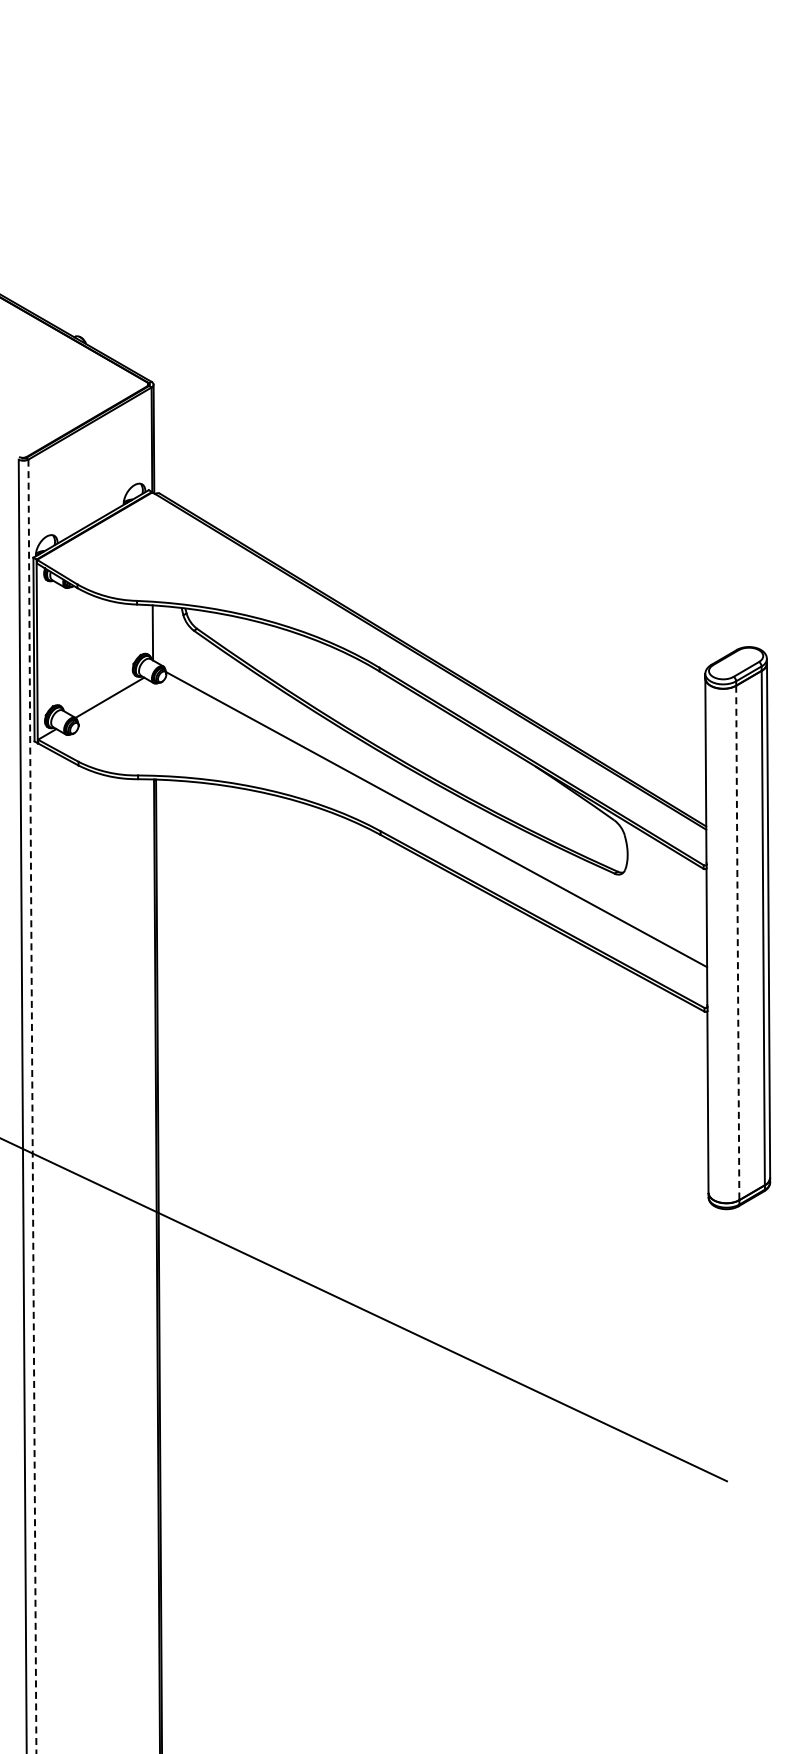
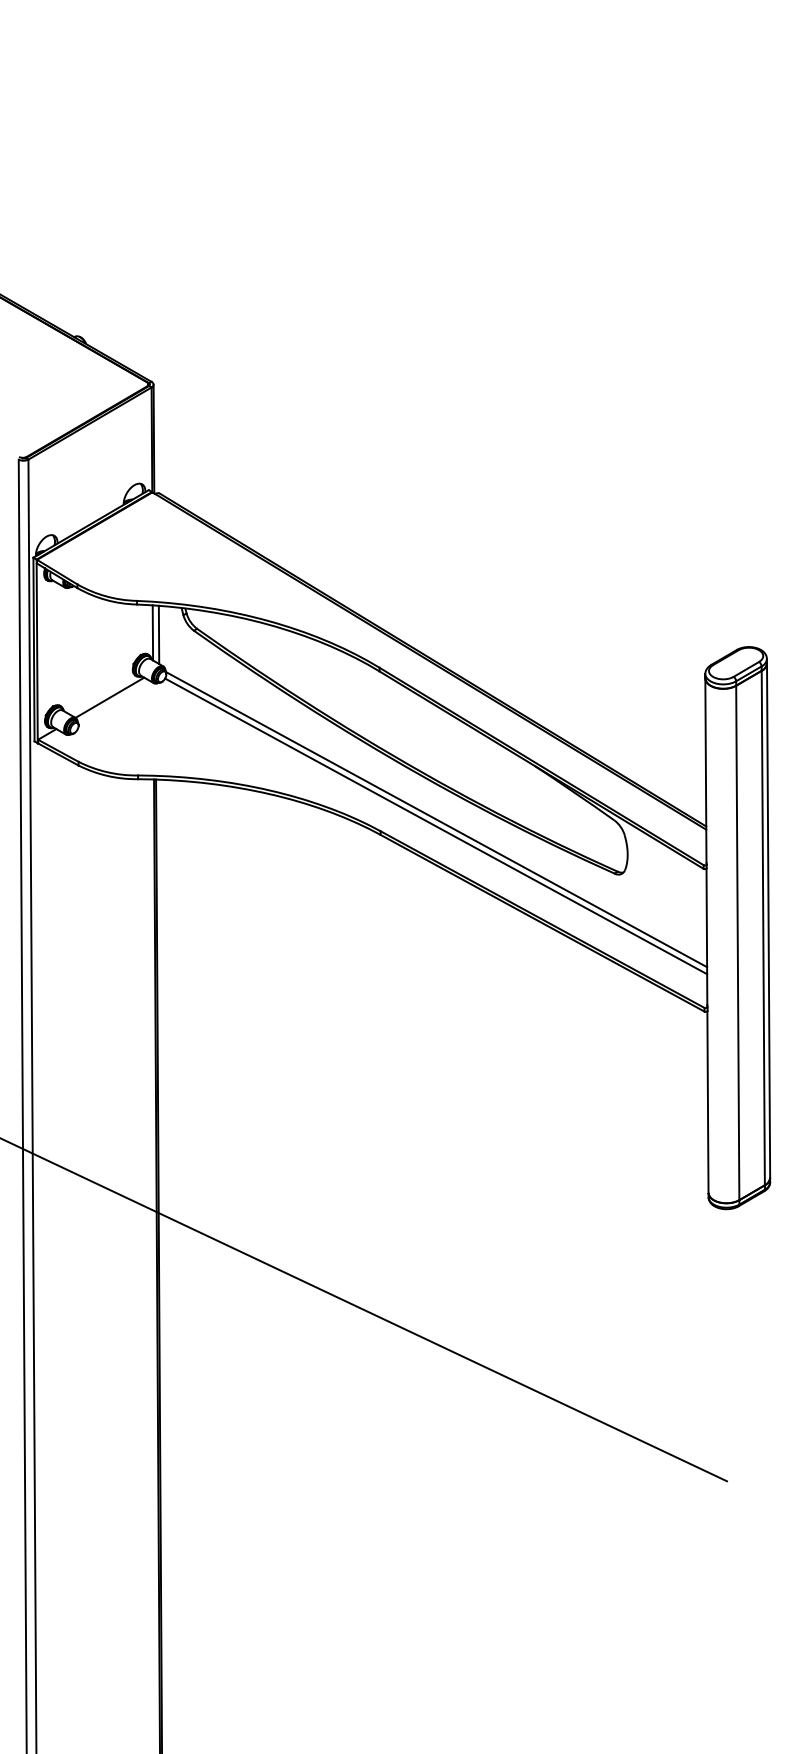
line: none -> present (158, 634)
line: none -> present (436, 826)
line: dashed -> solid (737, 943)
line: dashed -> solid (32, 1106)
